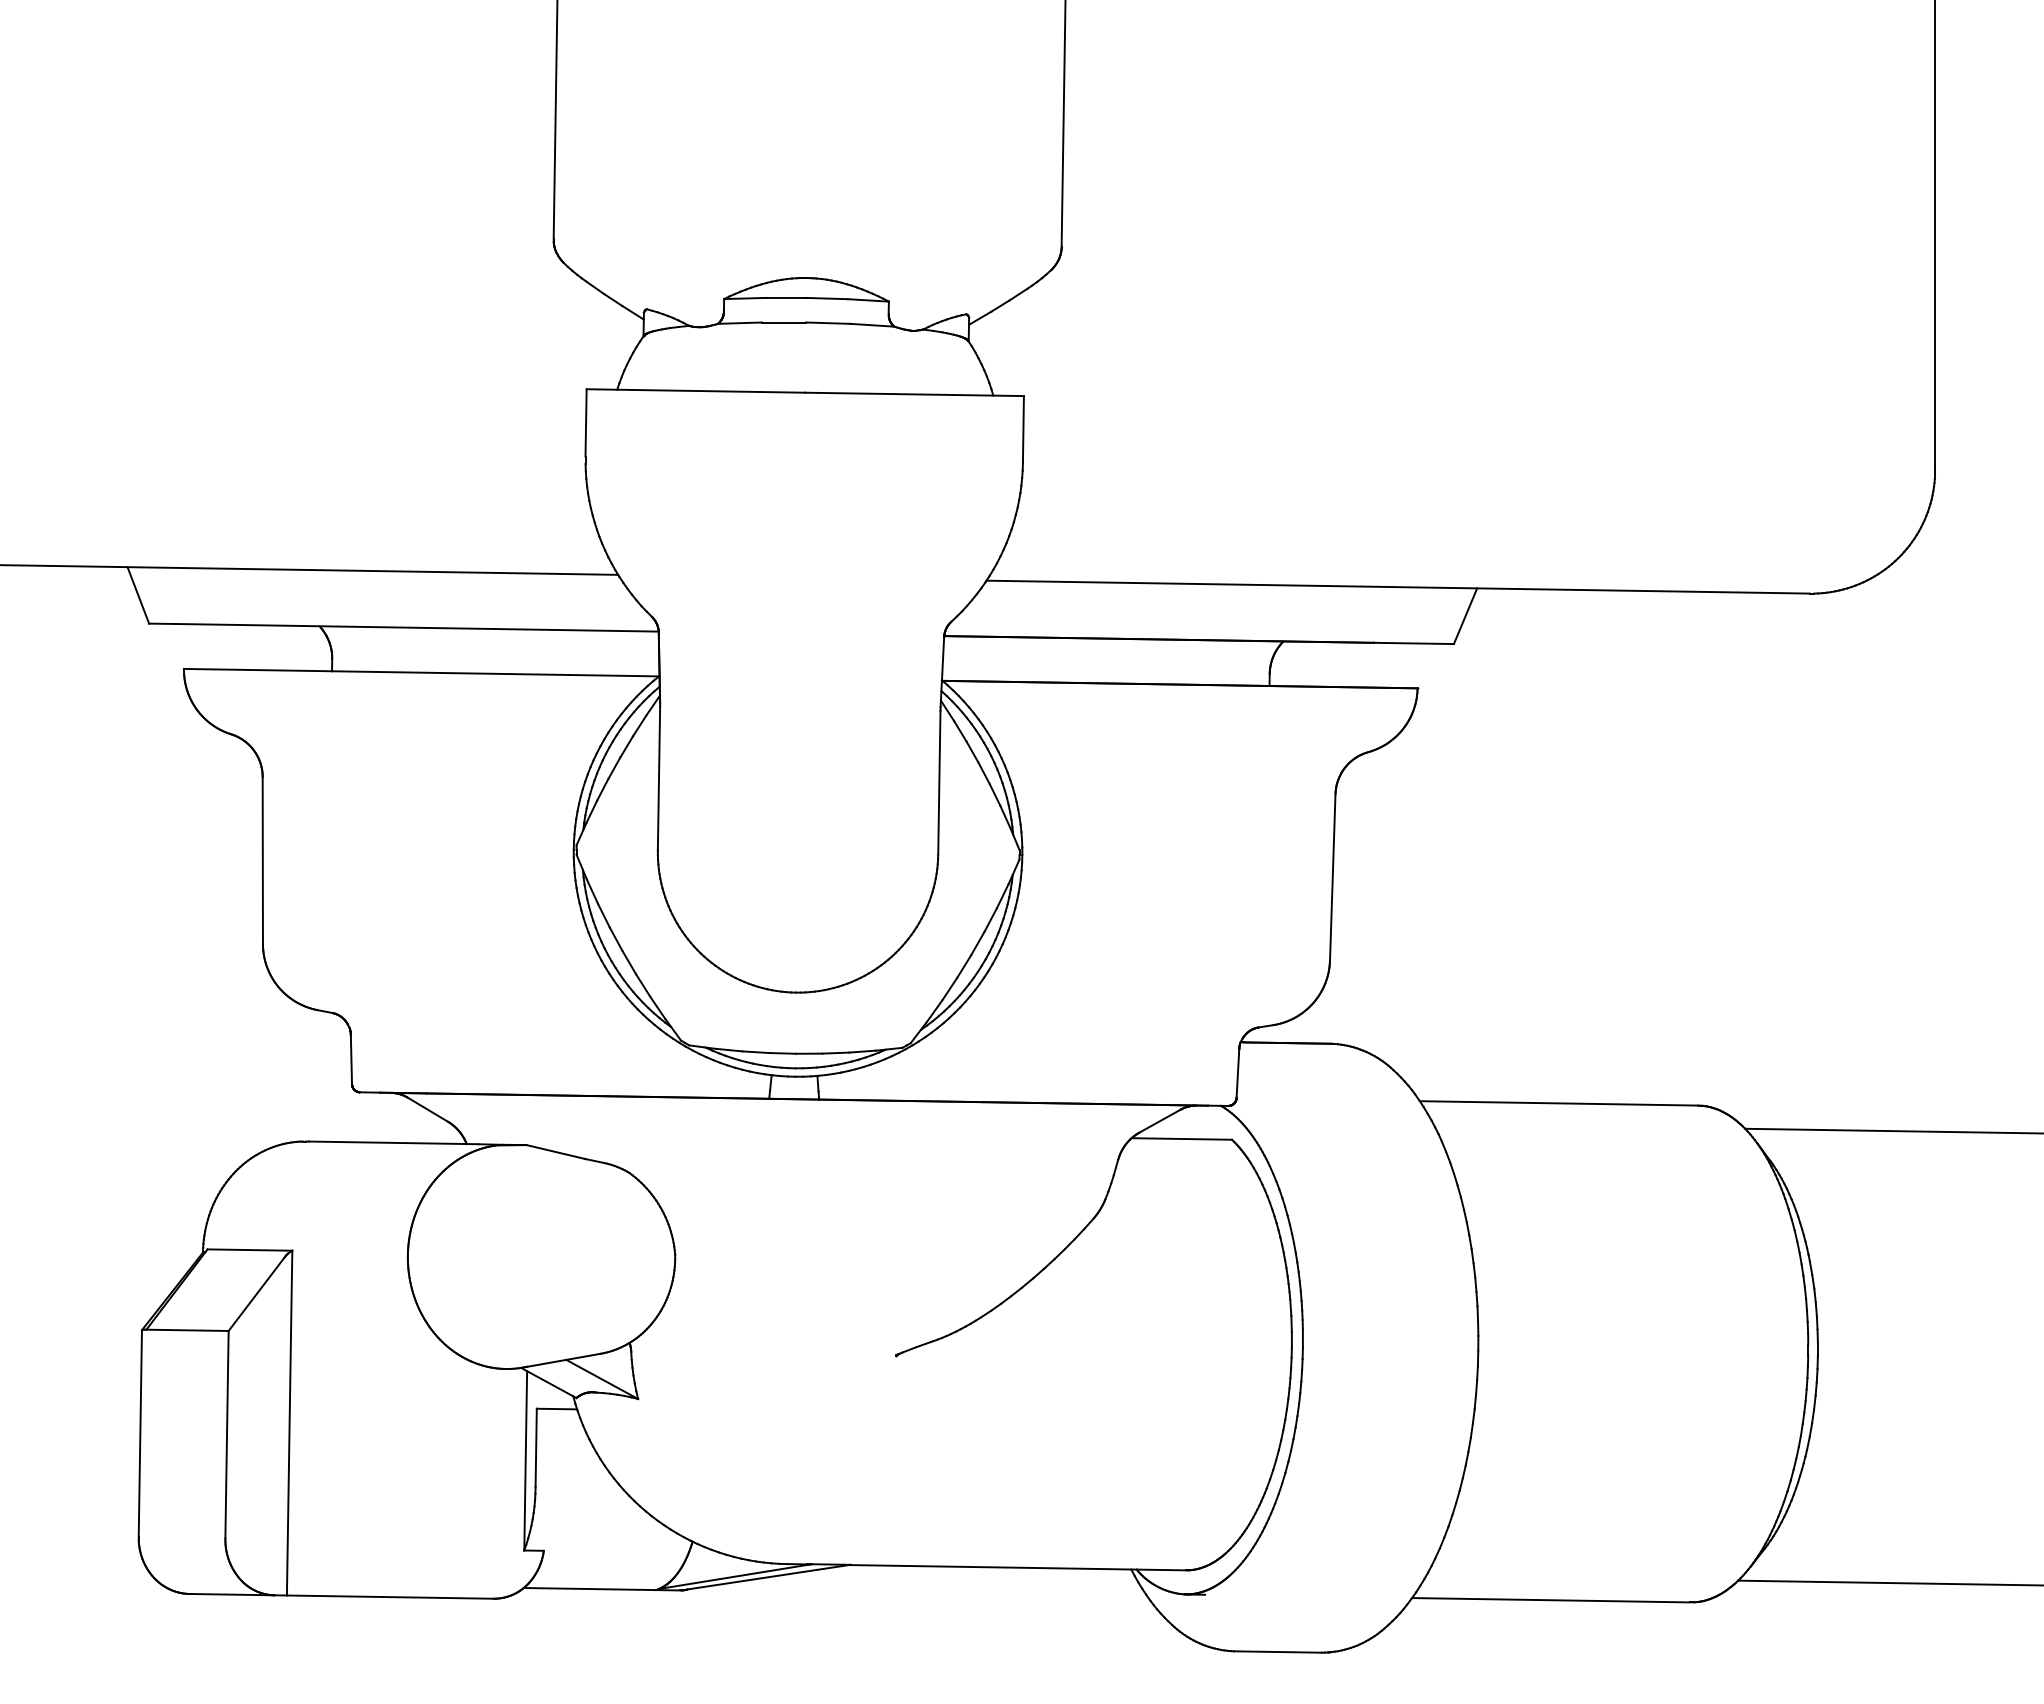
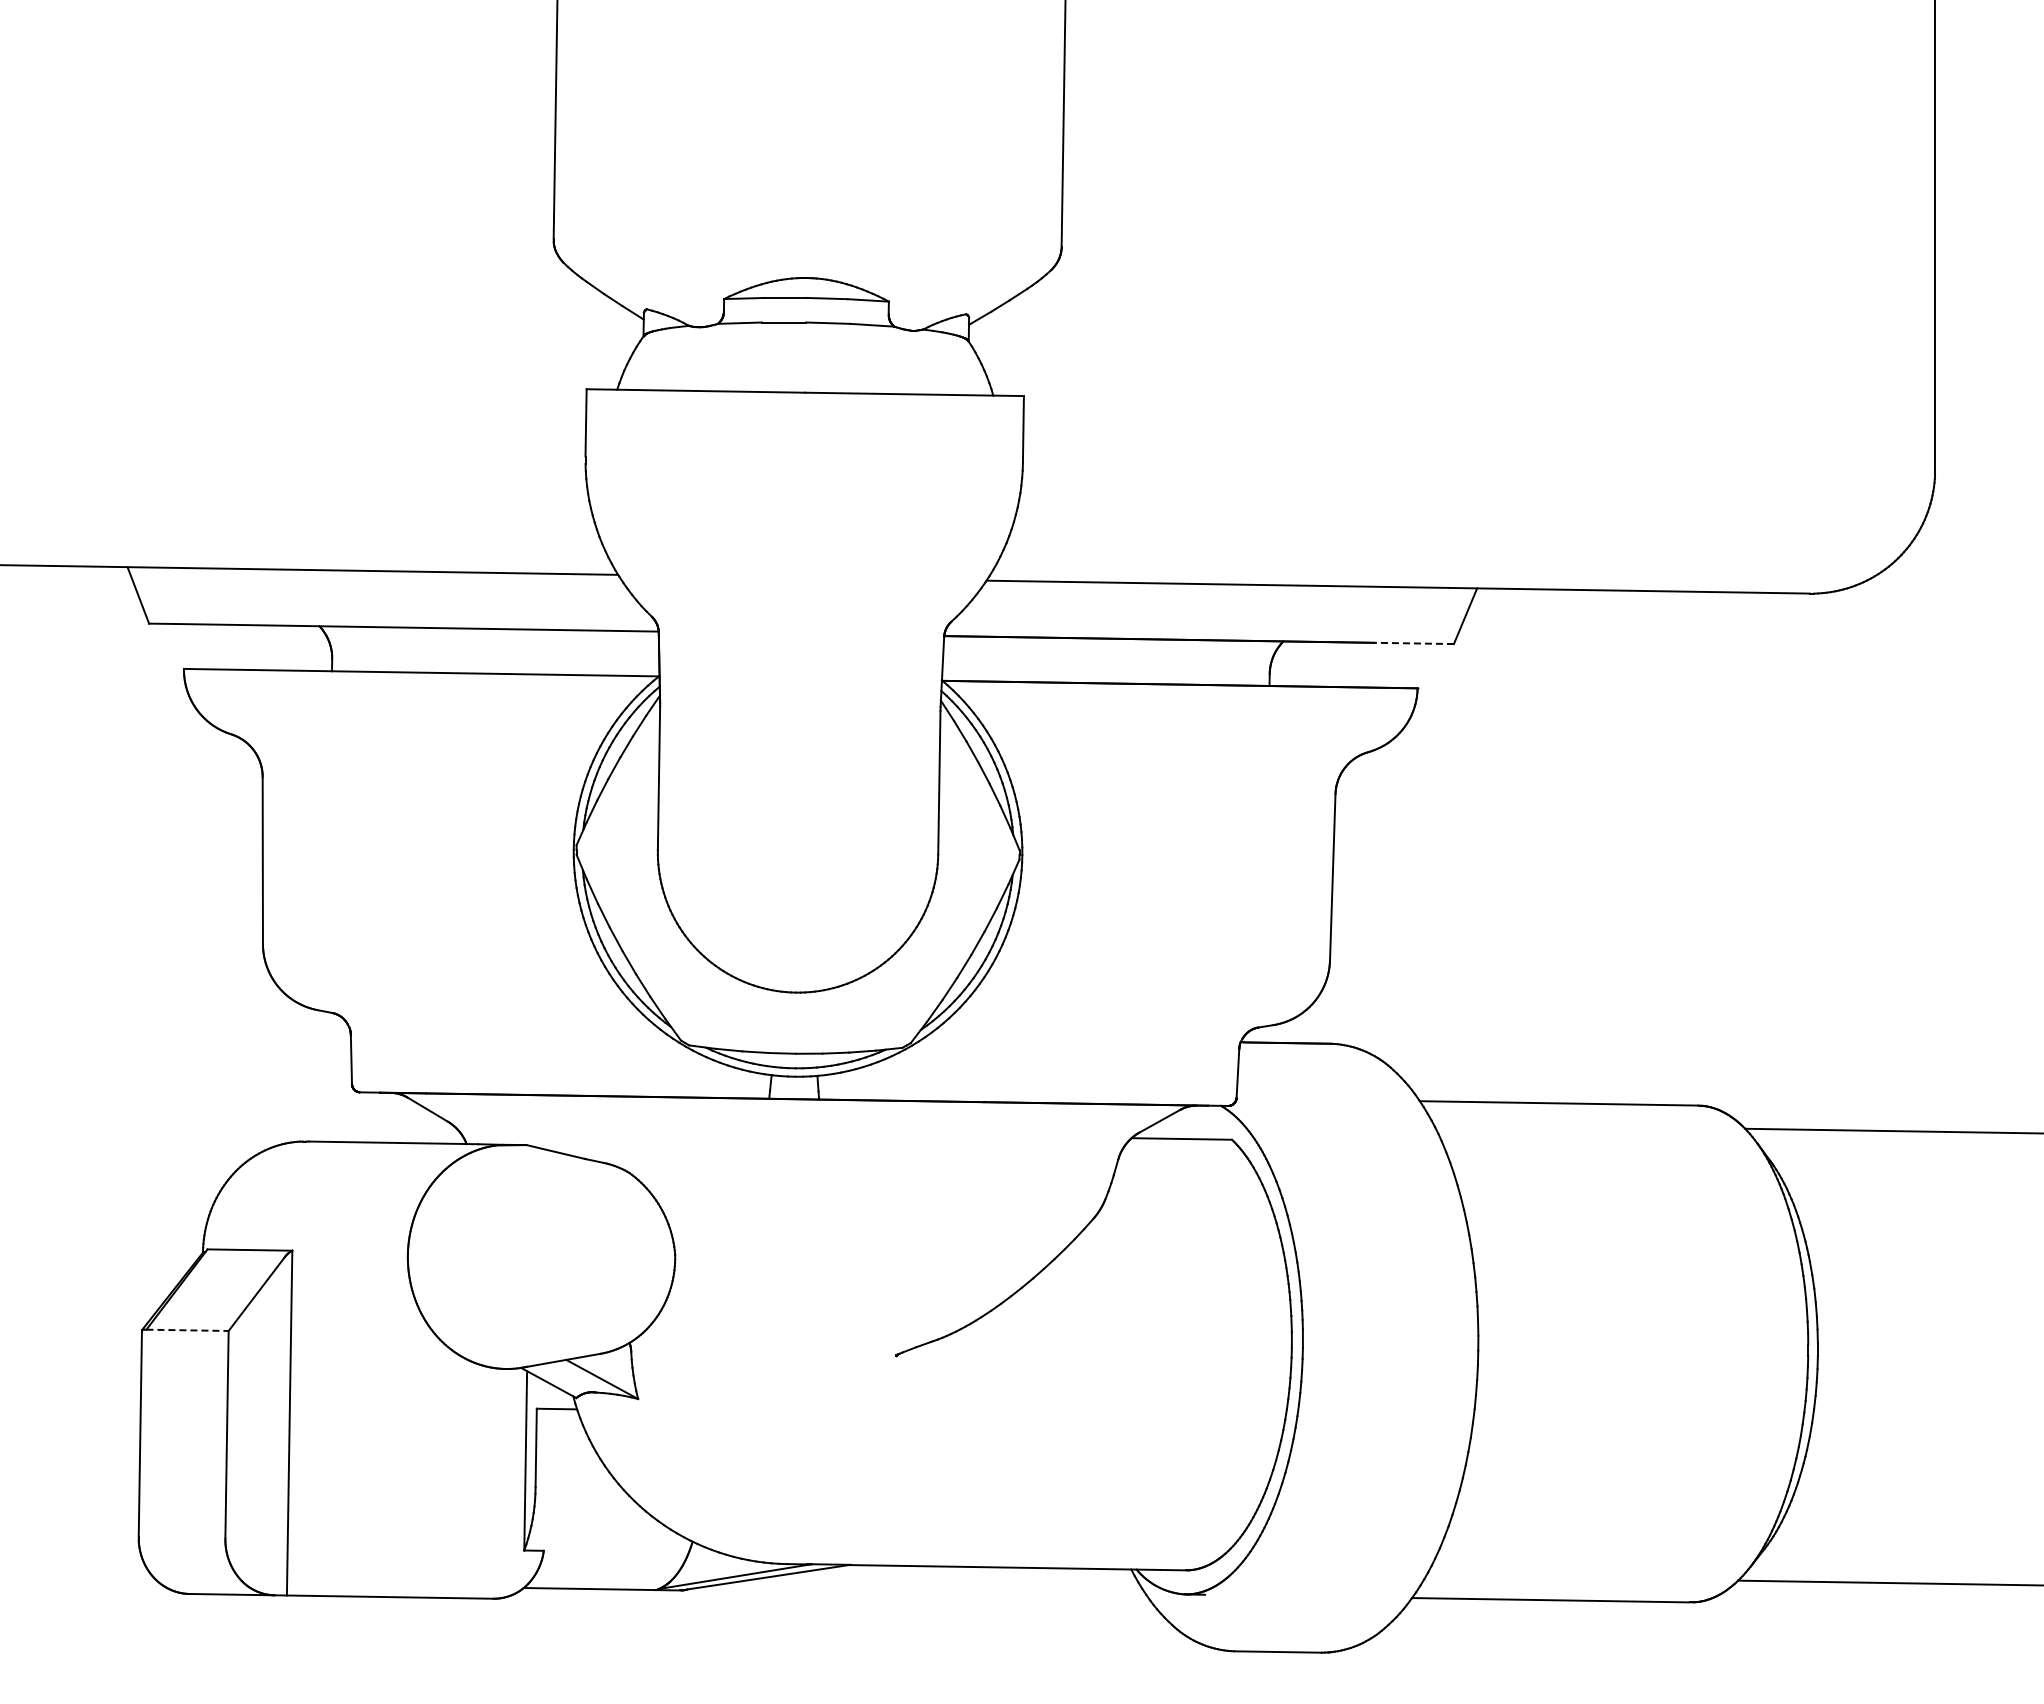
line: solid -> dashed (1413, 643)
line: solid -> dashed (188, 1330)
